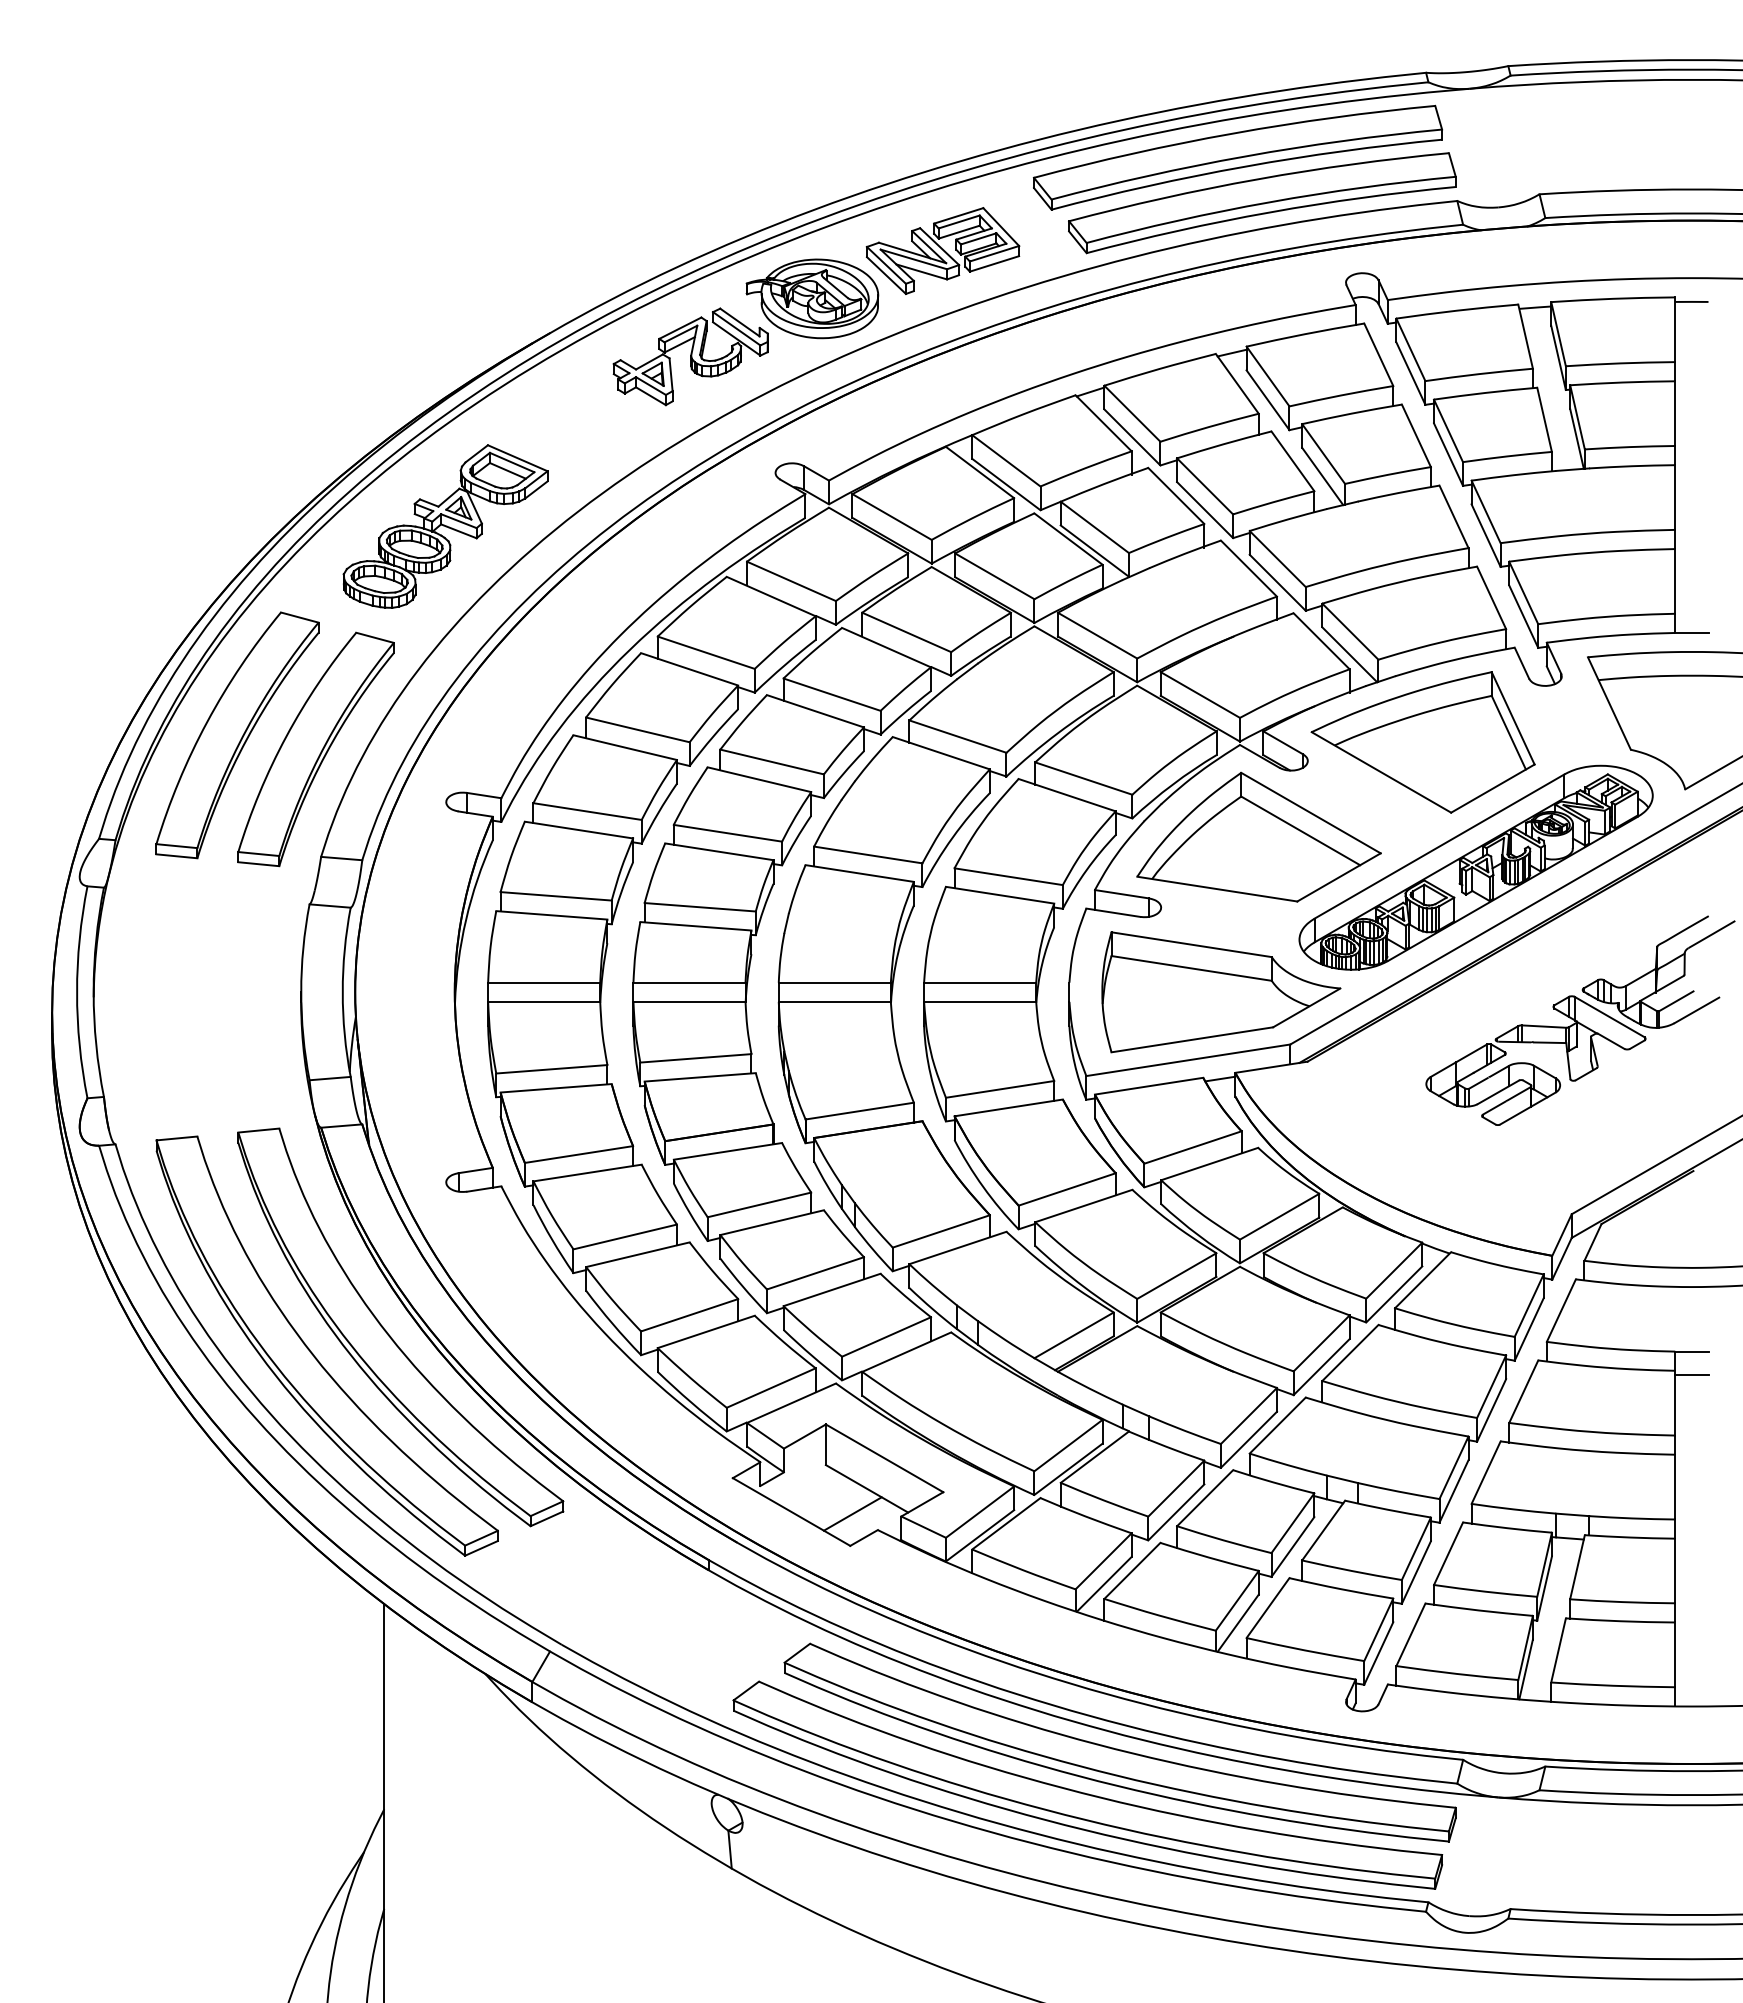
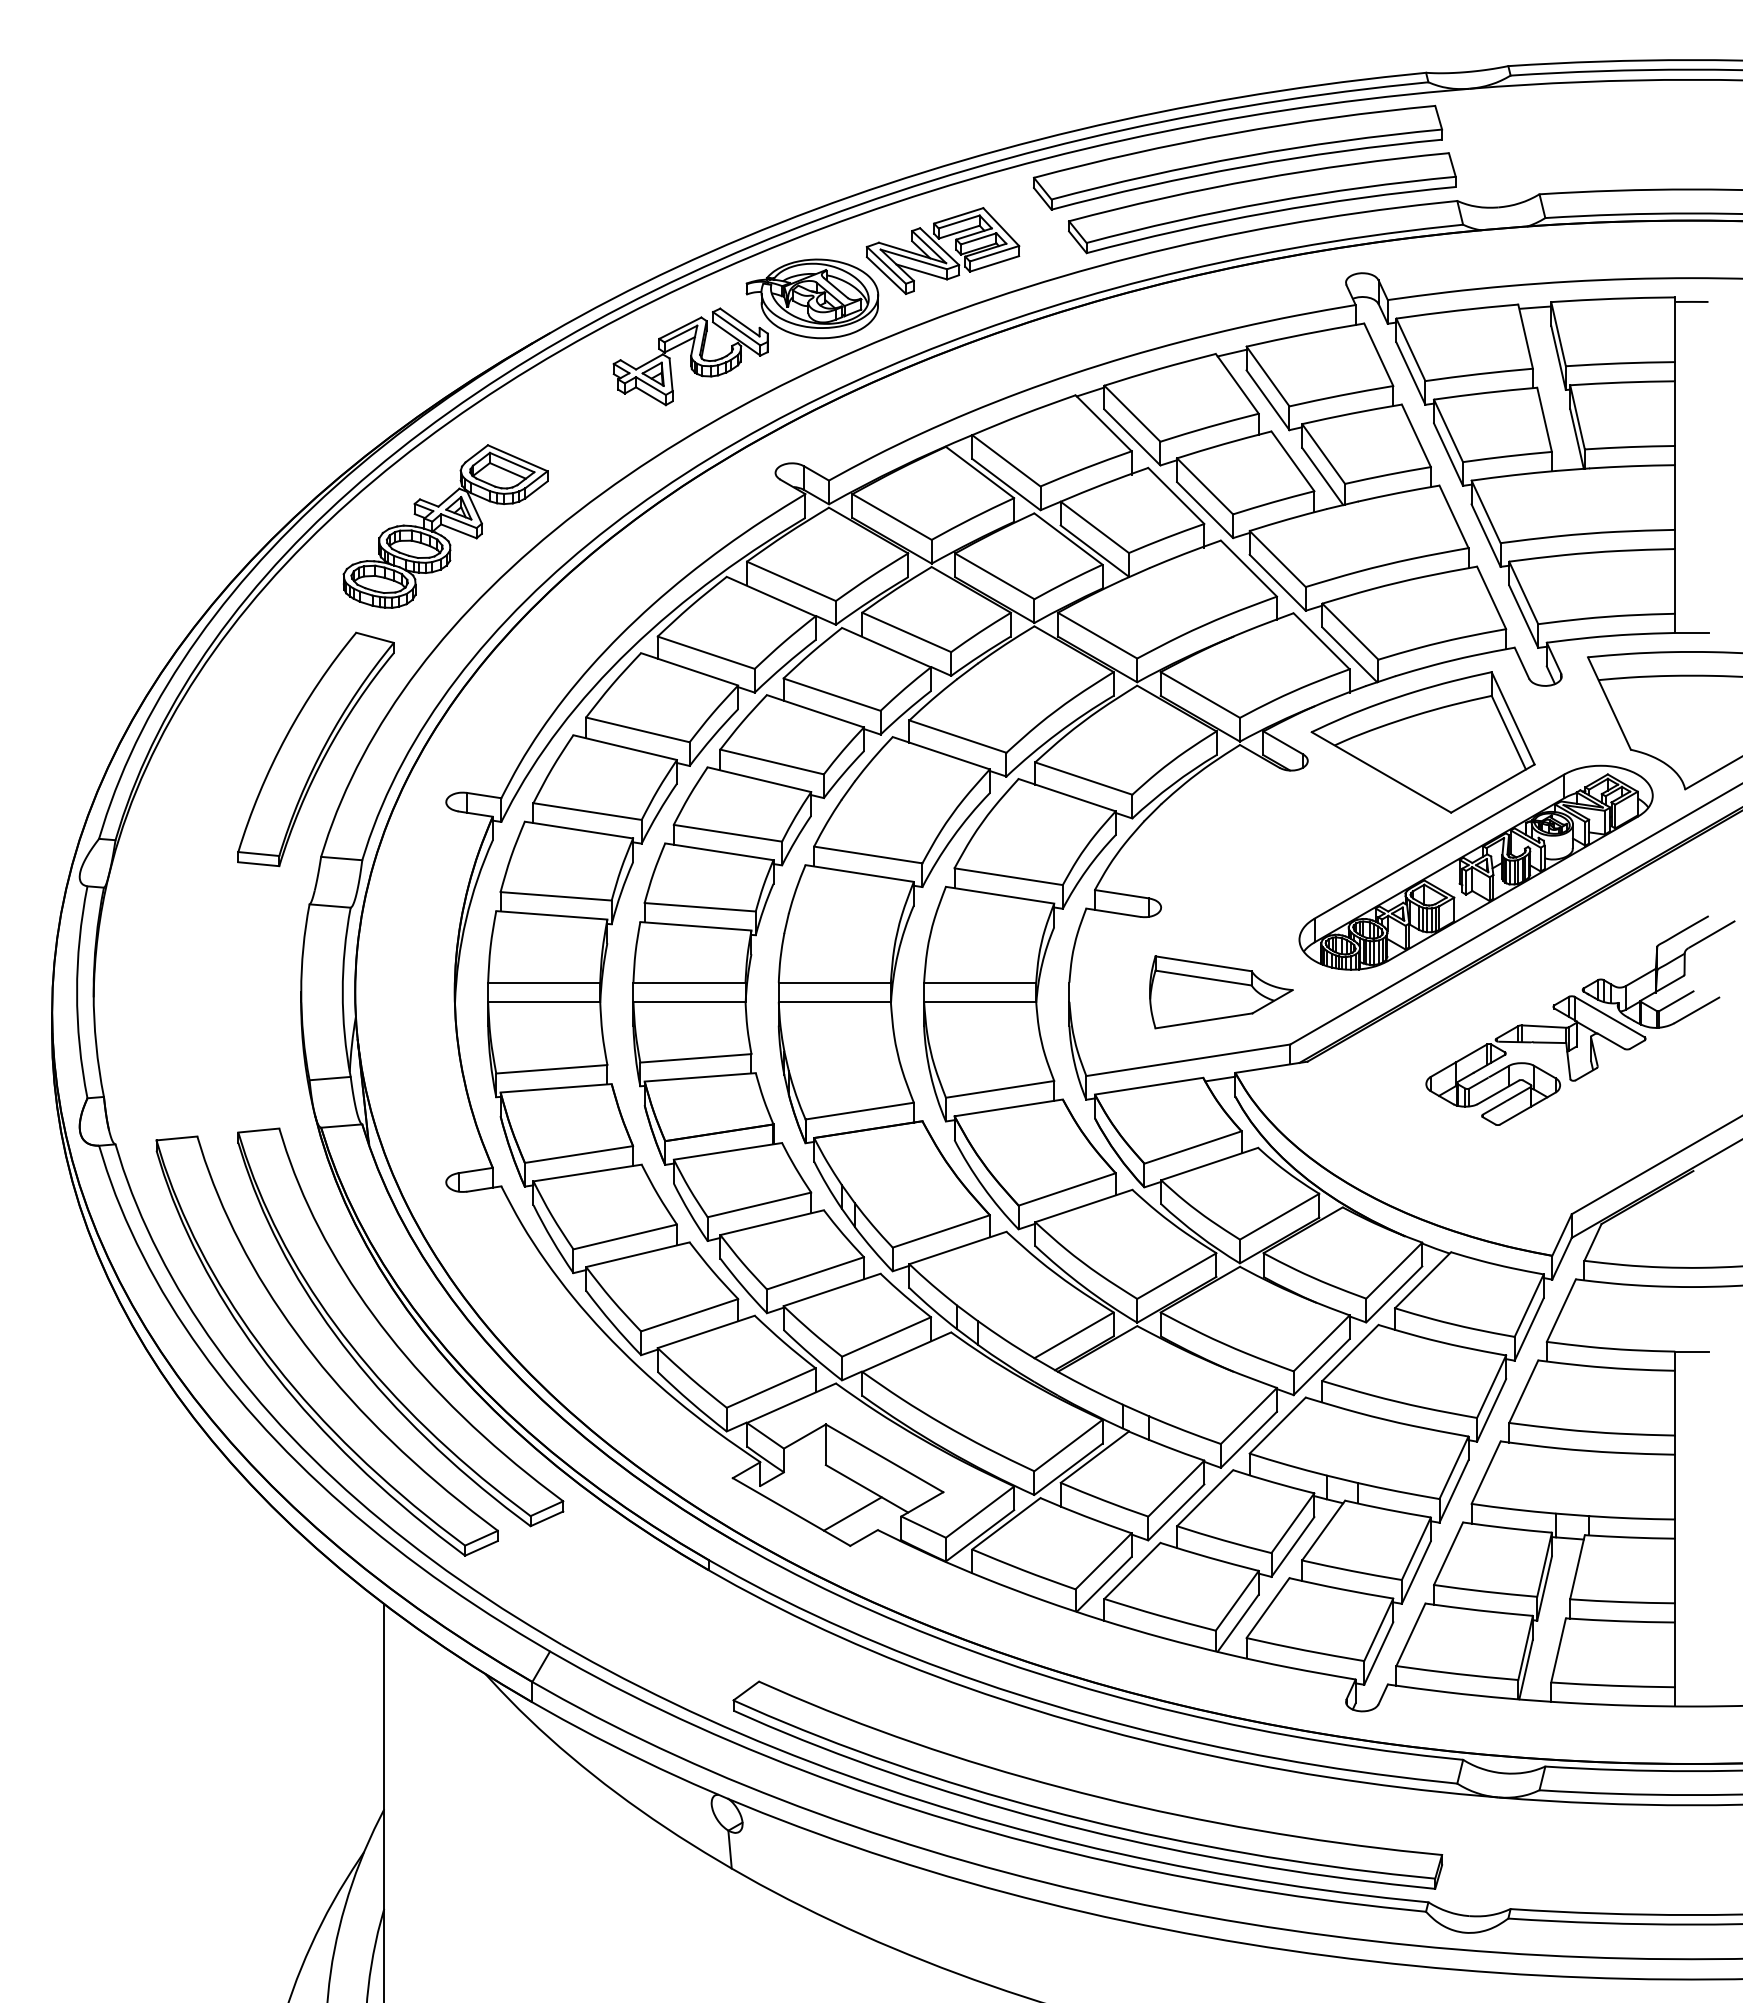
part: present -> none (237, 735)
part: present -> none (1258, 836)
part size: 241x123 px -> 145x75 px (1221, 992)
line: present -> none (1691, 1375)
part: present -> none (1117, 1748)
